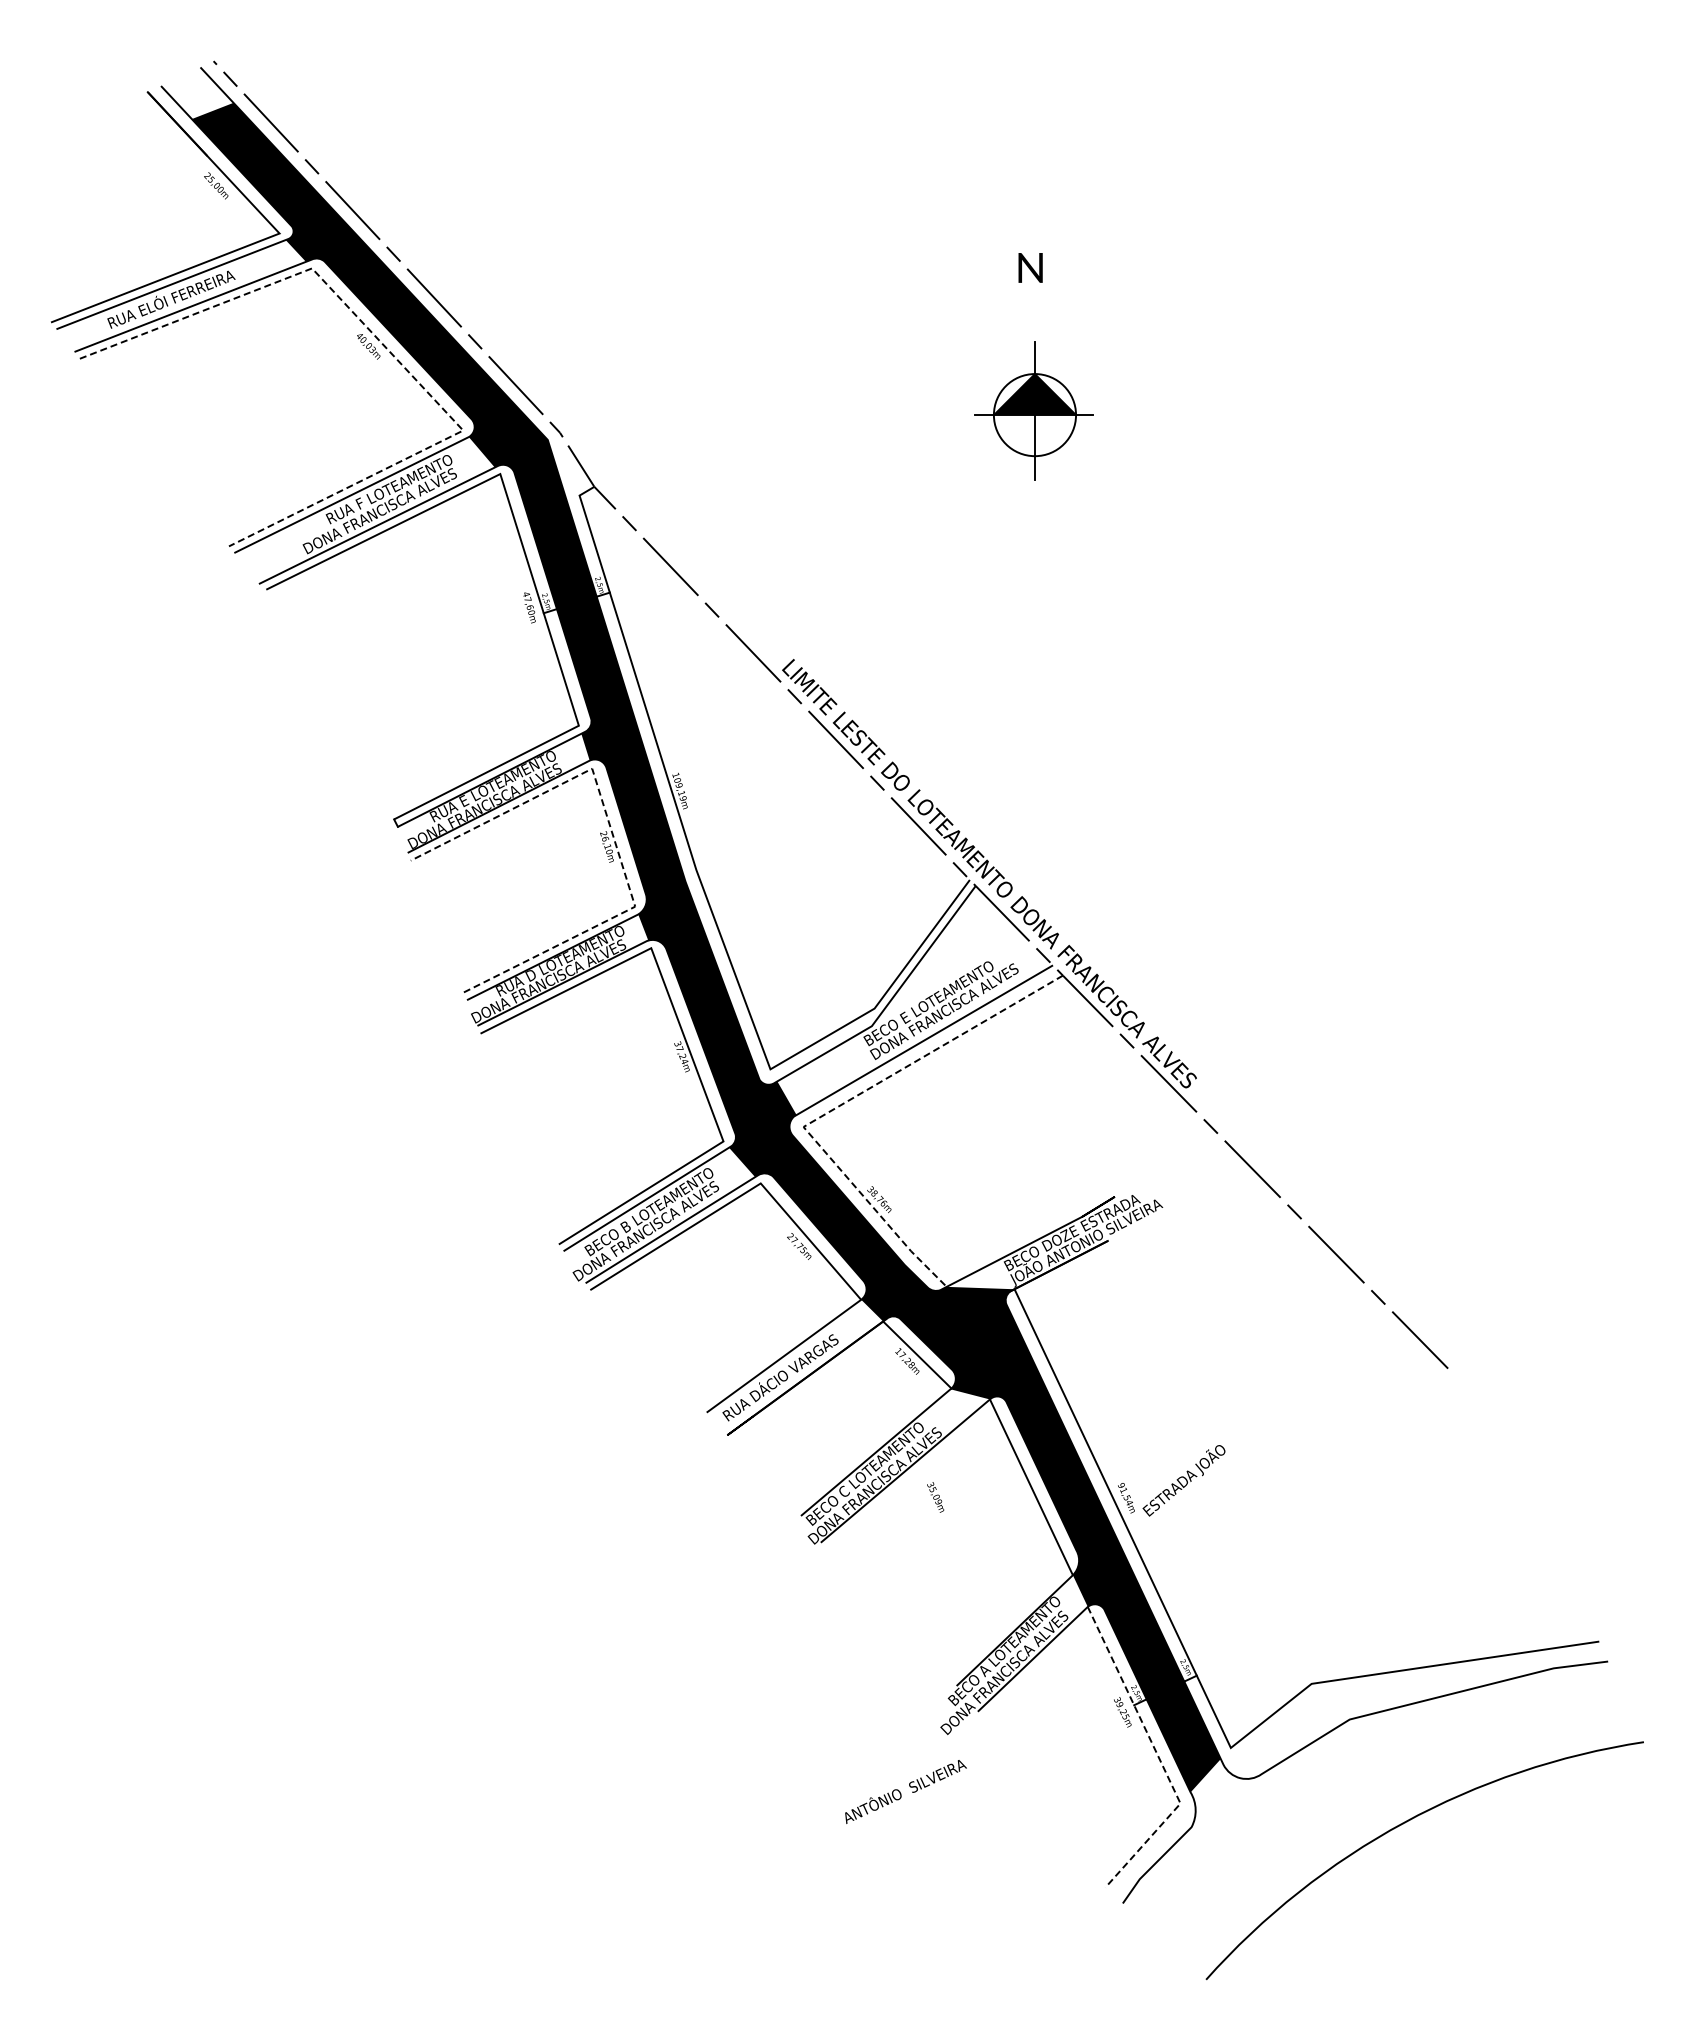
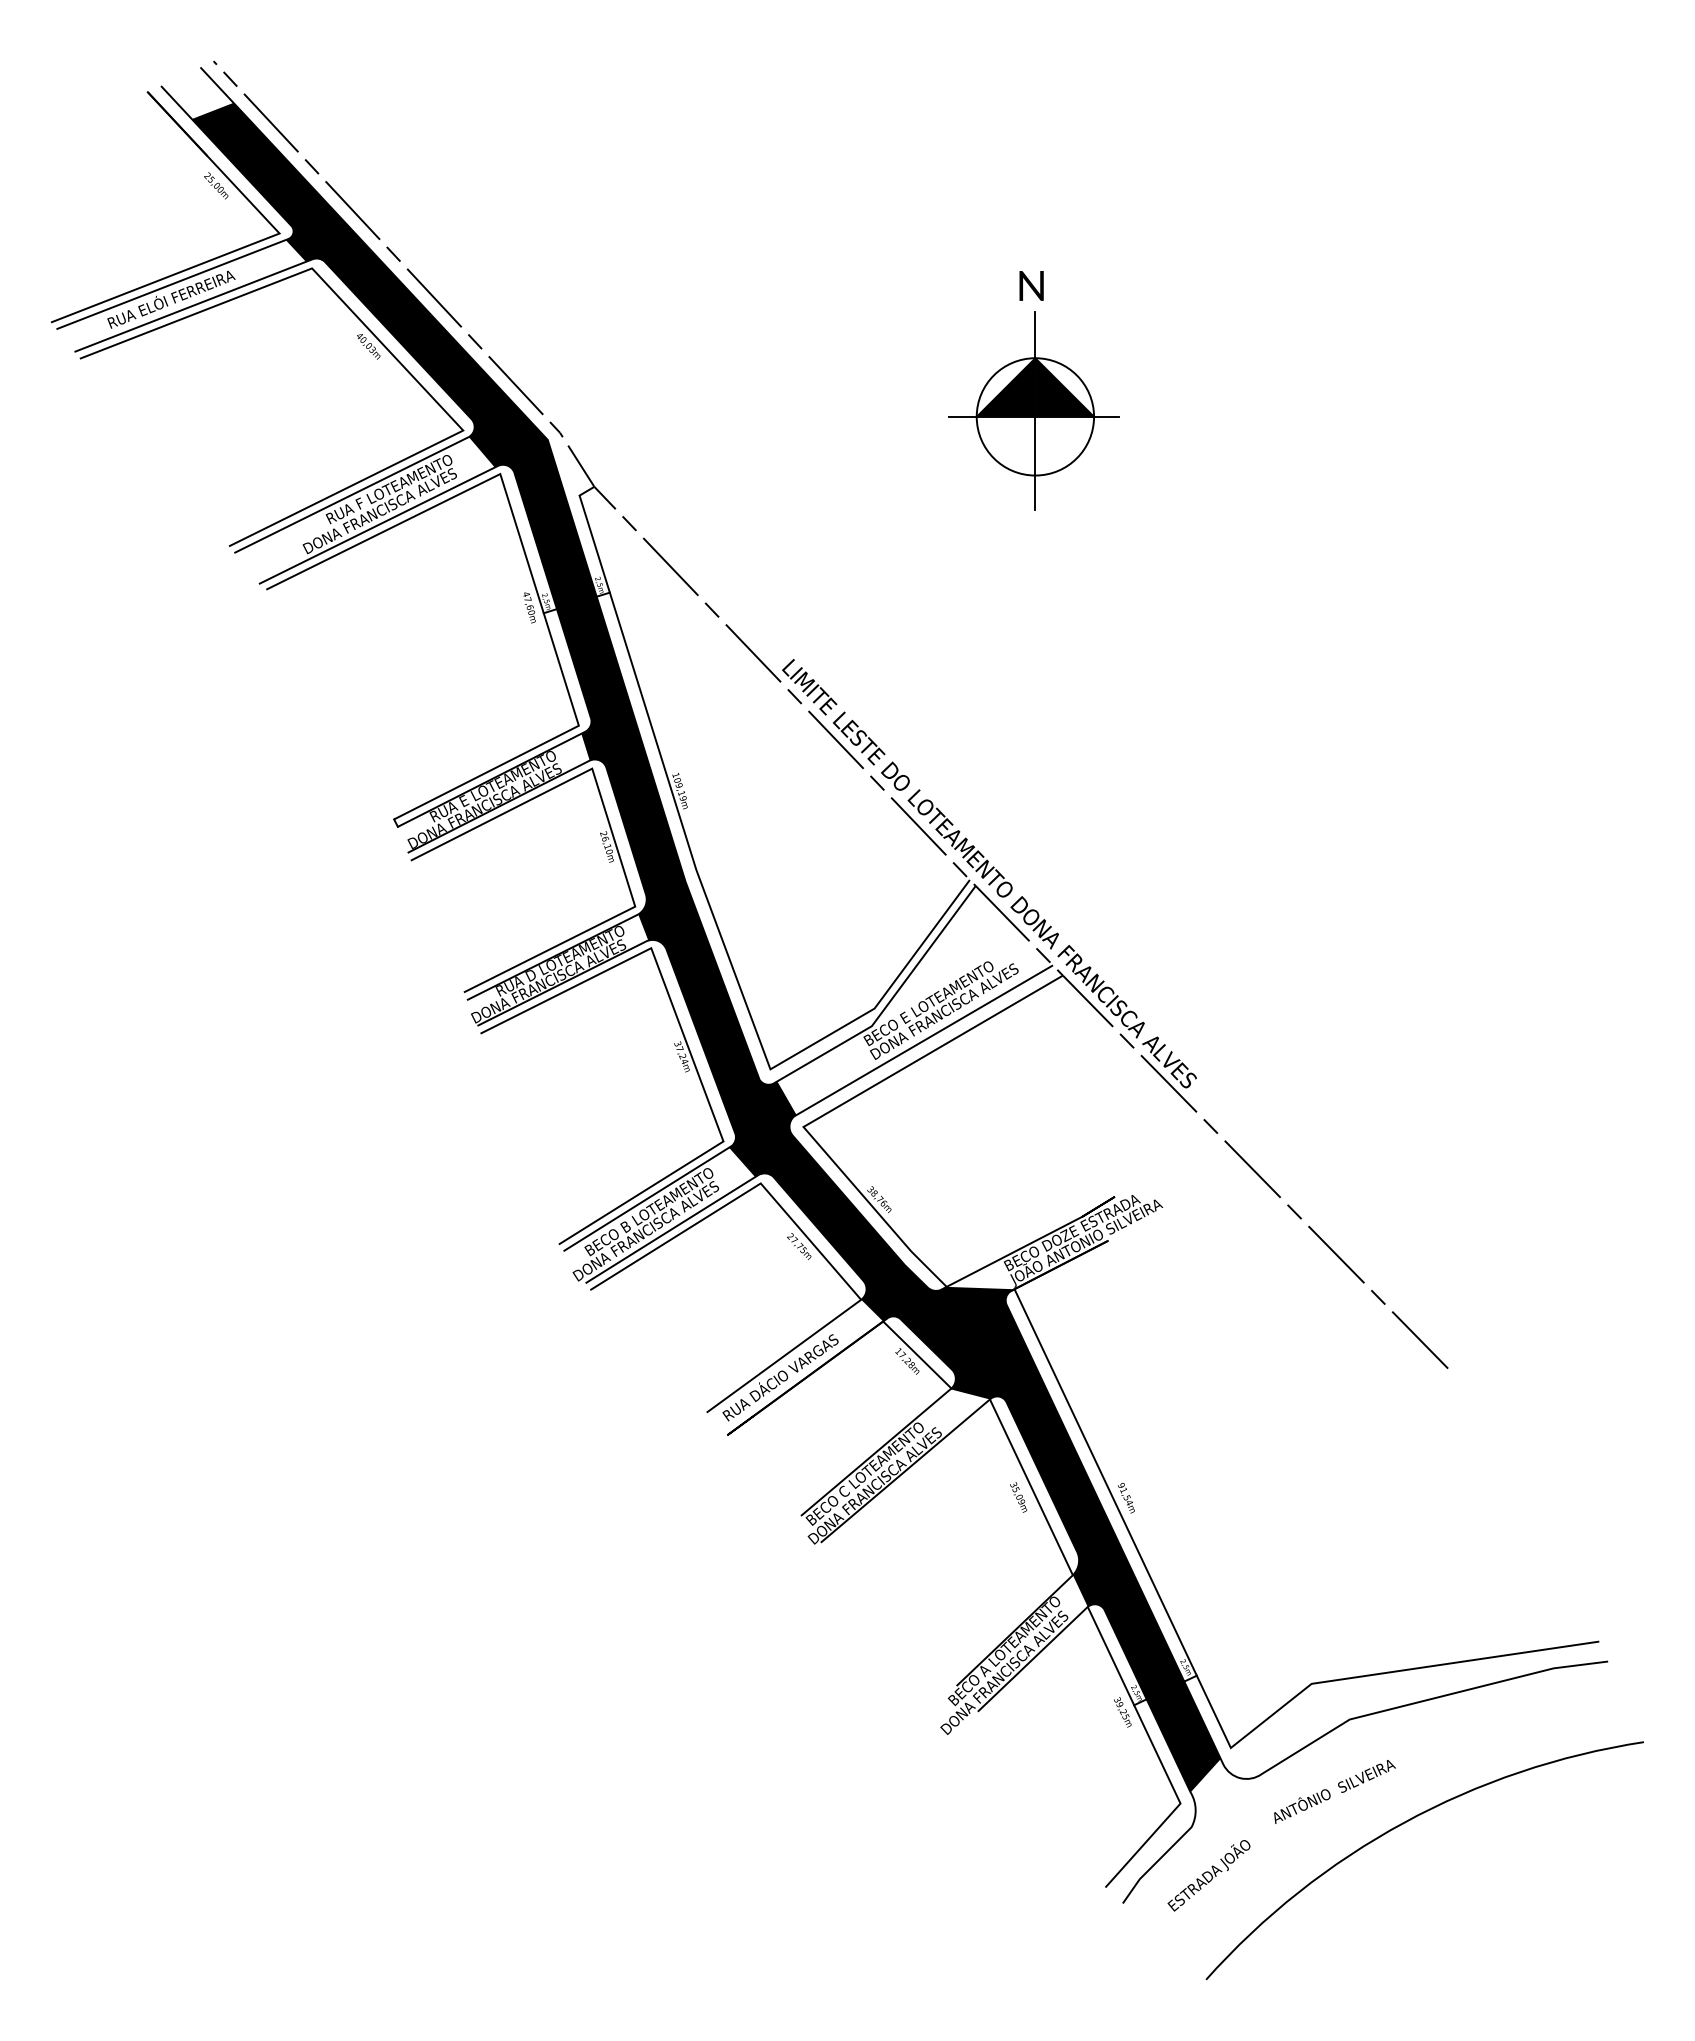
text position: (1030, 267) -> (1031, 285) (1031, 285)
line: dashed -> solid (391, 353)
part size: 120x140 px -> 172x200 px (1033, 410)
line: dashed -> solid (611, 831)
line: dashed -> solid (838, 1106)
text position: (1183, 1480) -> (1208, 1875) (1208, 1875)
text position: (935, 1497) -> (1018, 1497) (1018, 1497)
line: dashed -> solid (1158, 1756)
text position: (905, 1791) -> (1334, 1791) (1334, 1791)
